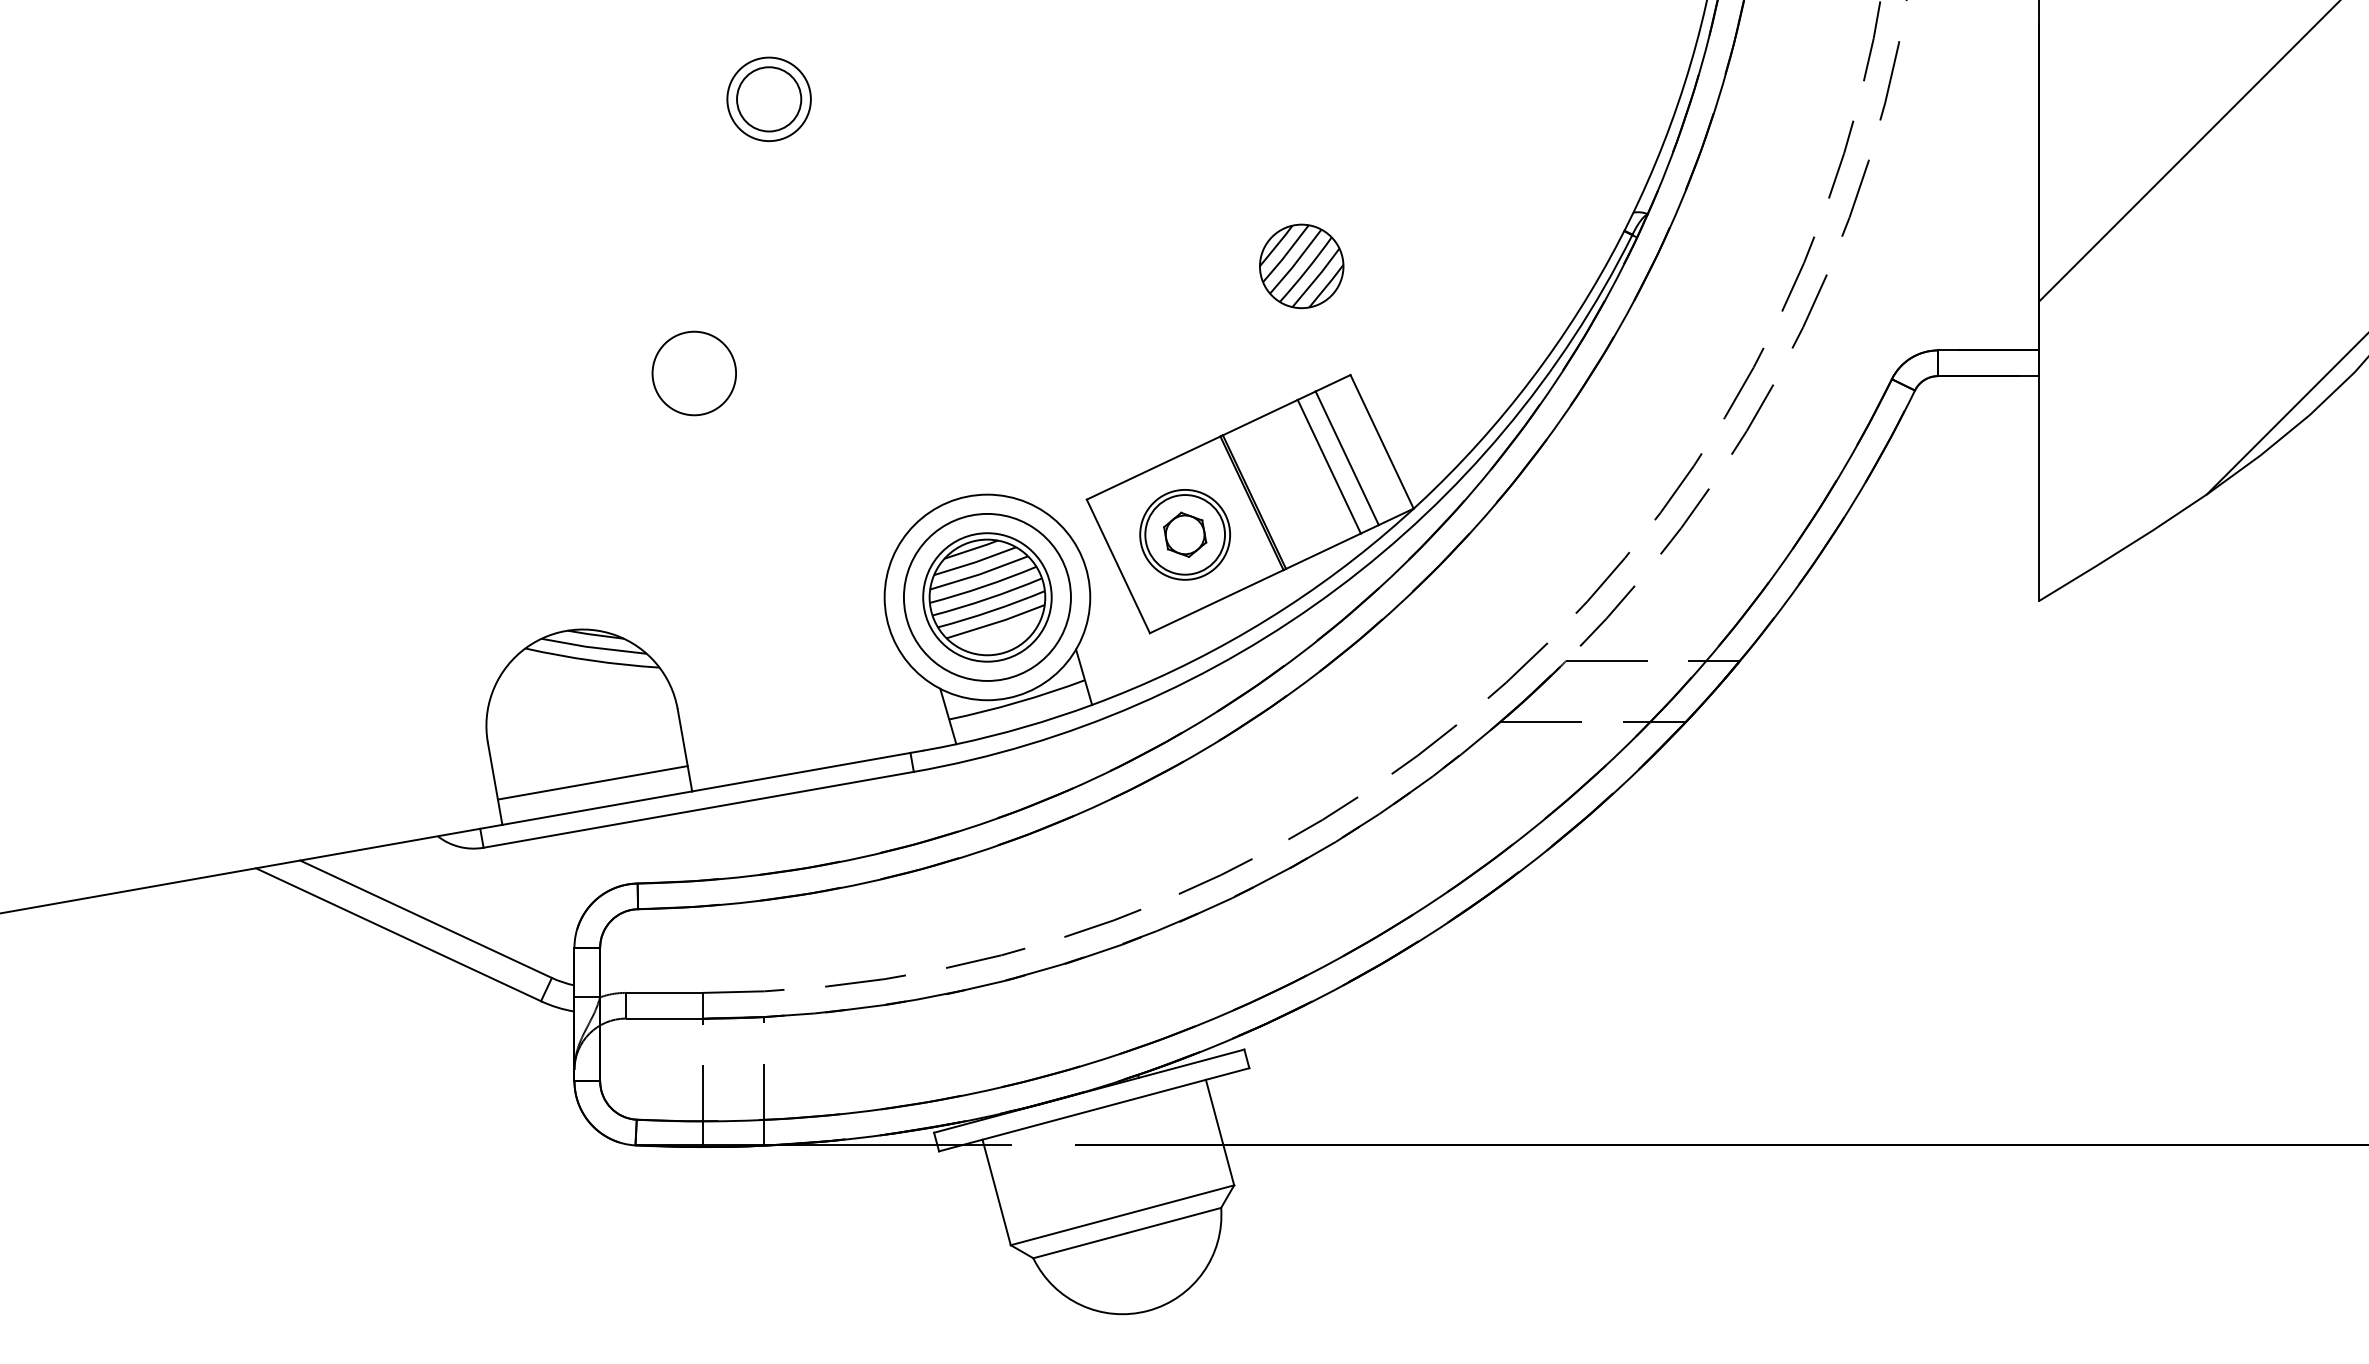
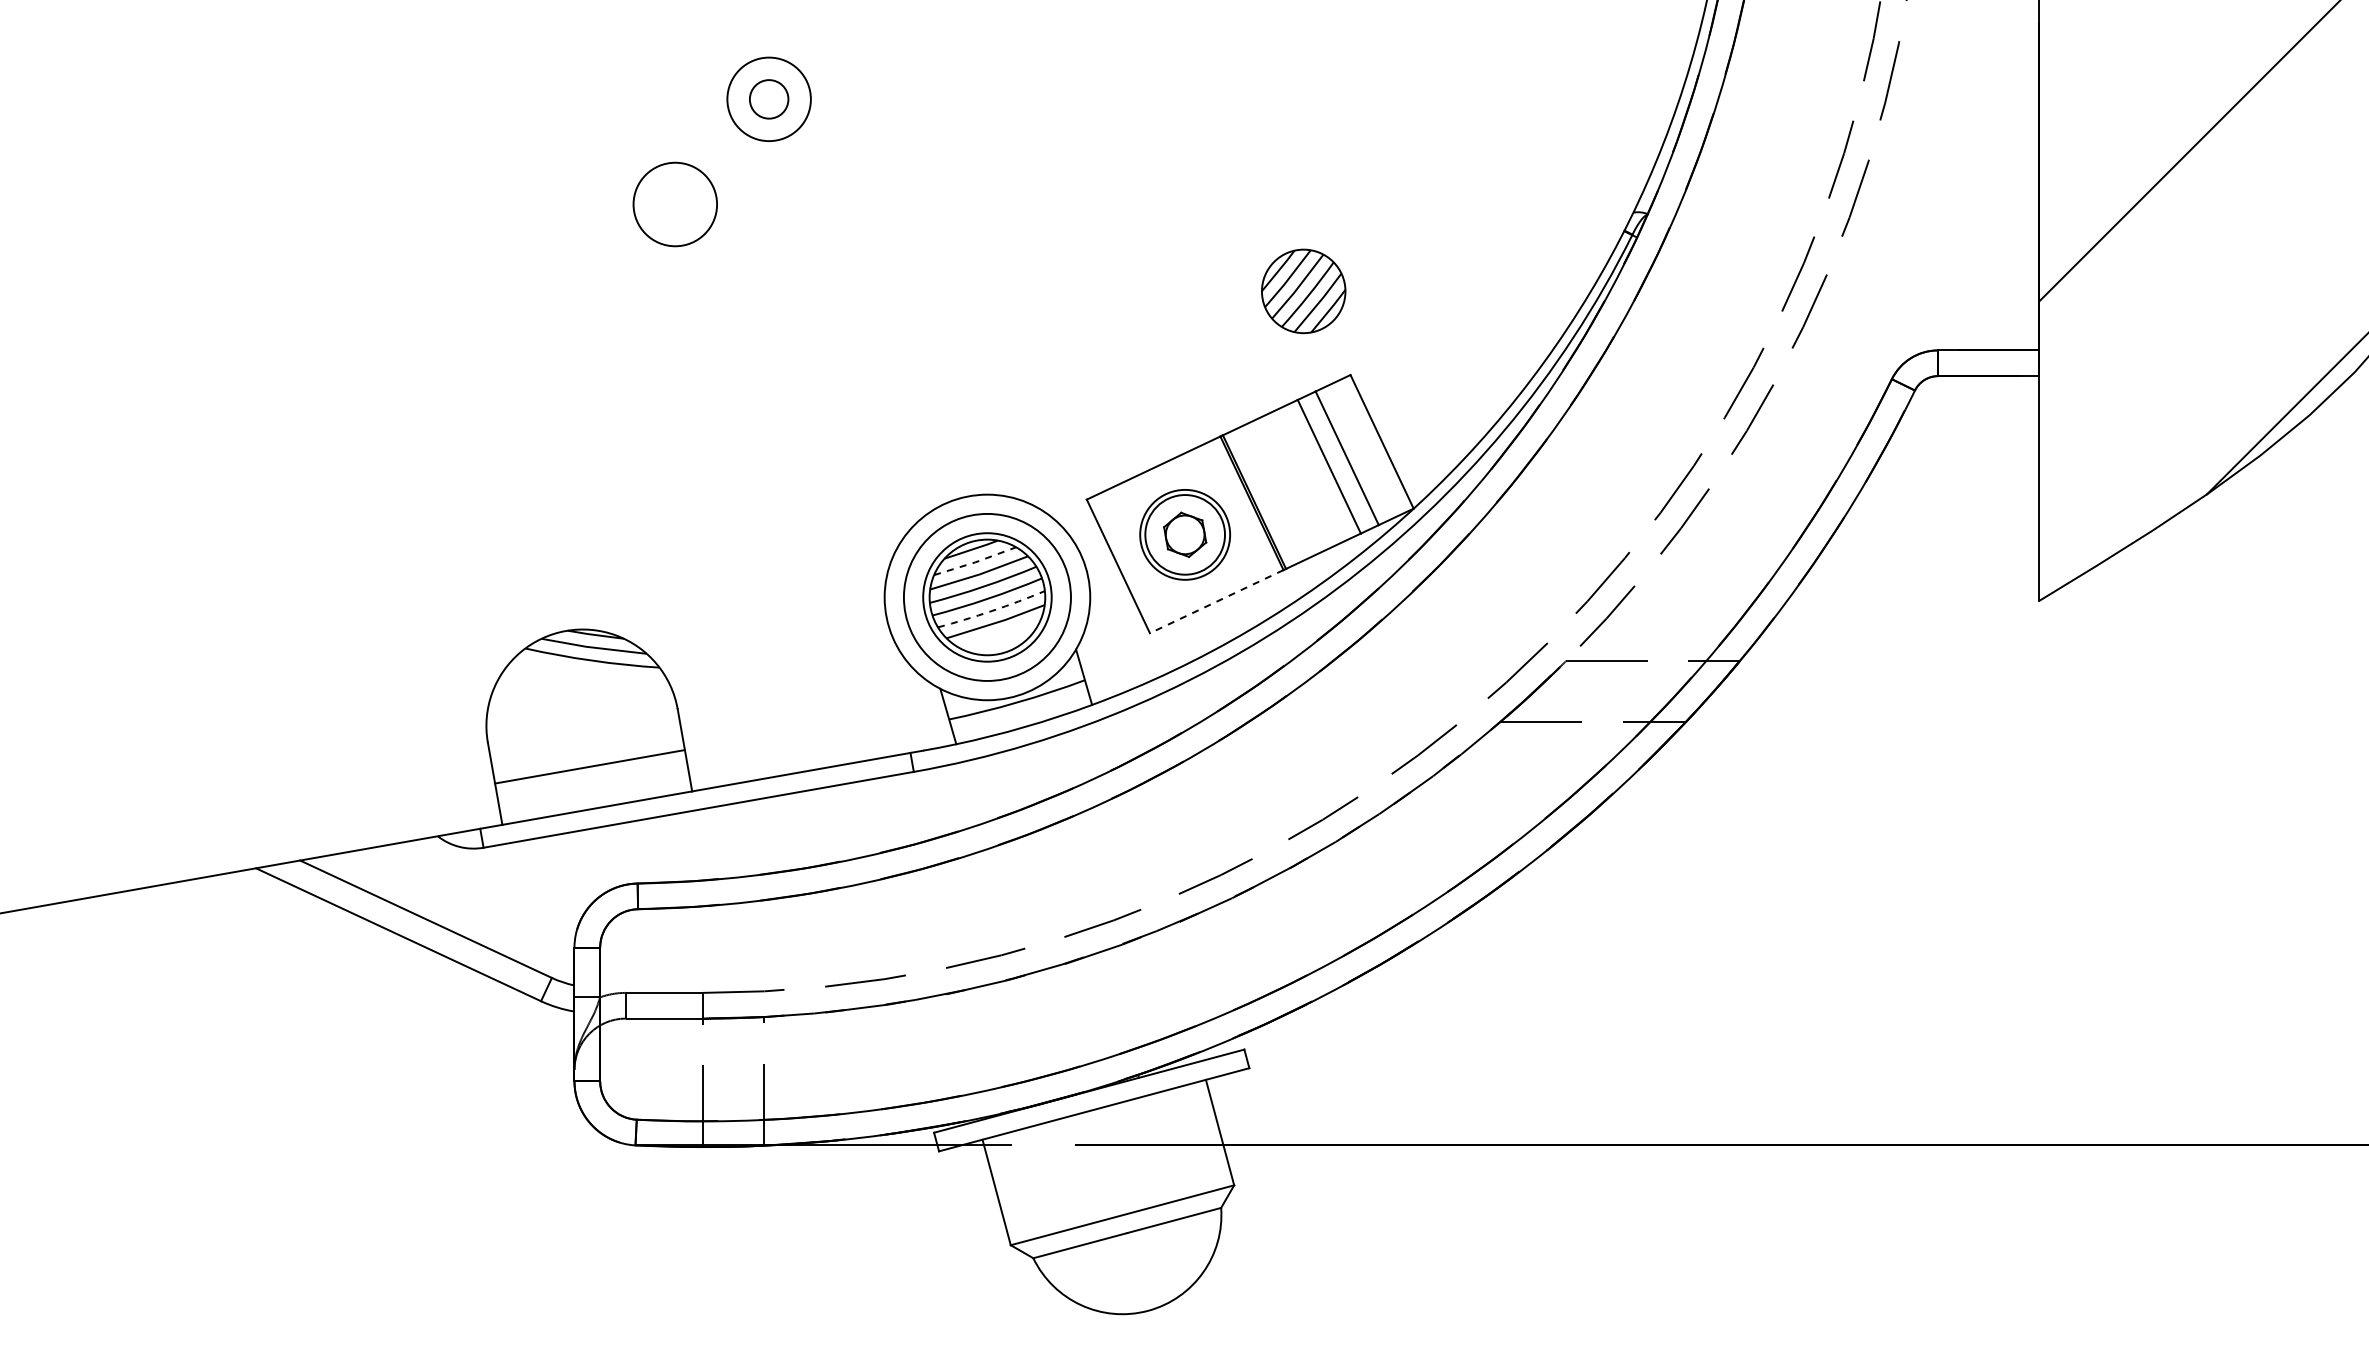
circle diameter: 64 px -> 39 px (768, 99)
part position: (1301, 266) -> (1303, 291) (1303, 291)
circle position: (693, 373) -> (674, 204) (674, 204)
line: solid -> dashed (975, 562)
line: solid -> dashed (1216, 601)
arc: solid -> dashed (992, 610)
line position: (592, 782) -> (589, 766) (589, 766)
